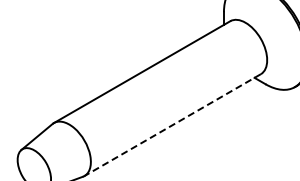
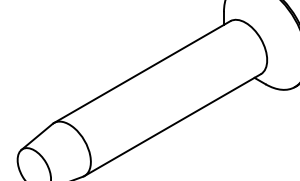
line: dashed -> solid (172, 125)
